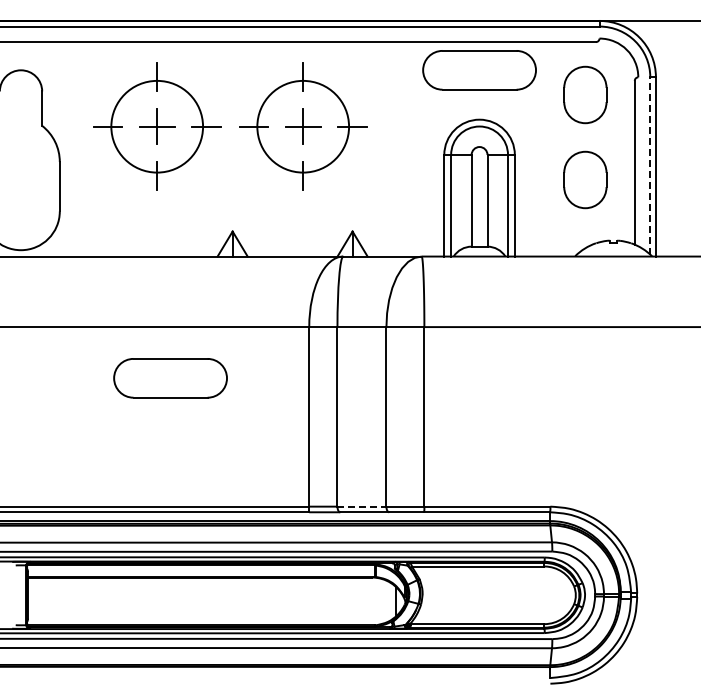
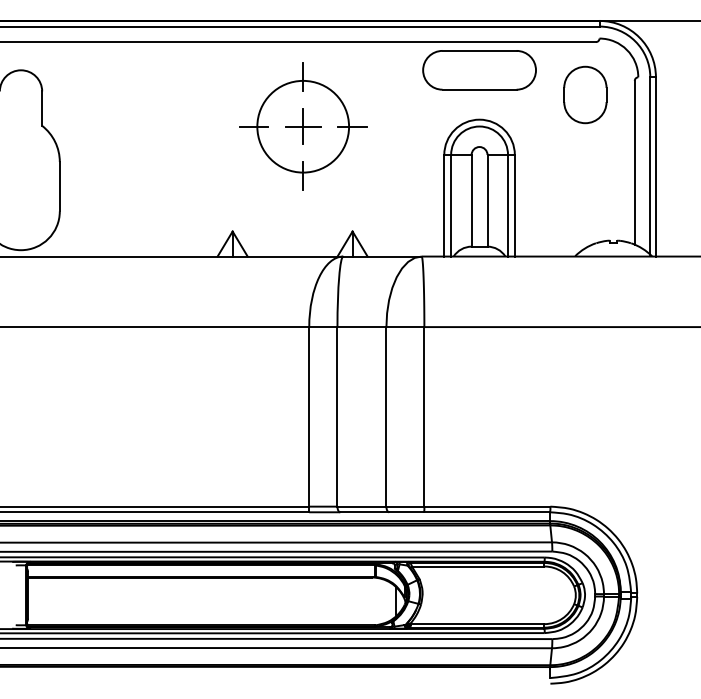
part: present -> none (157, 126)
line: dashed -> solid (650, 165)
part: present -> none (585, 179)
part: present -> none (170, 378)
line: dashed -> solid (362, 506)
